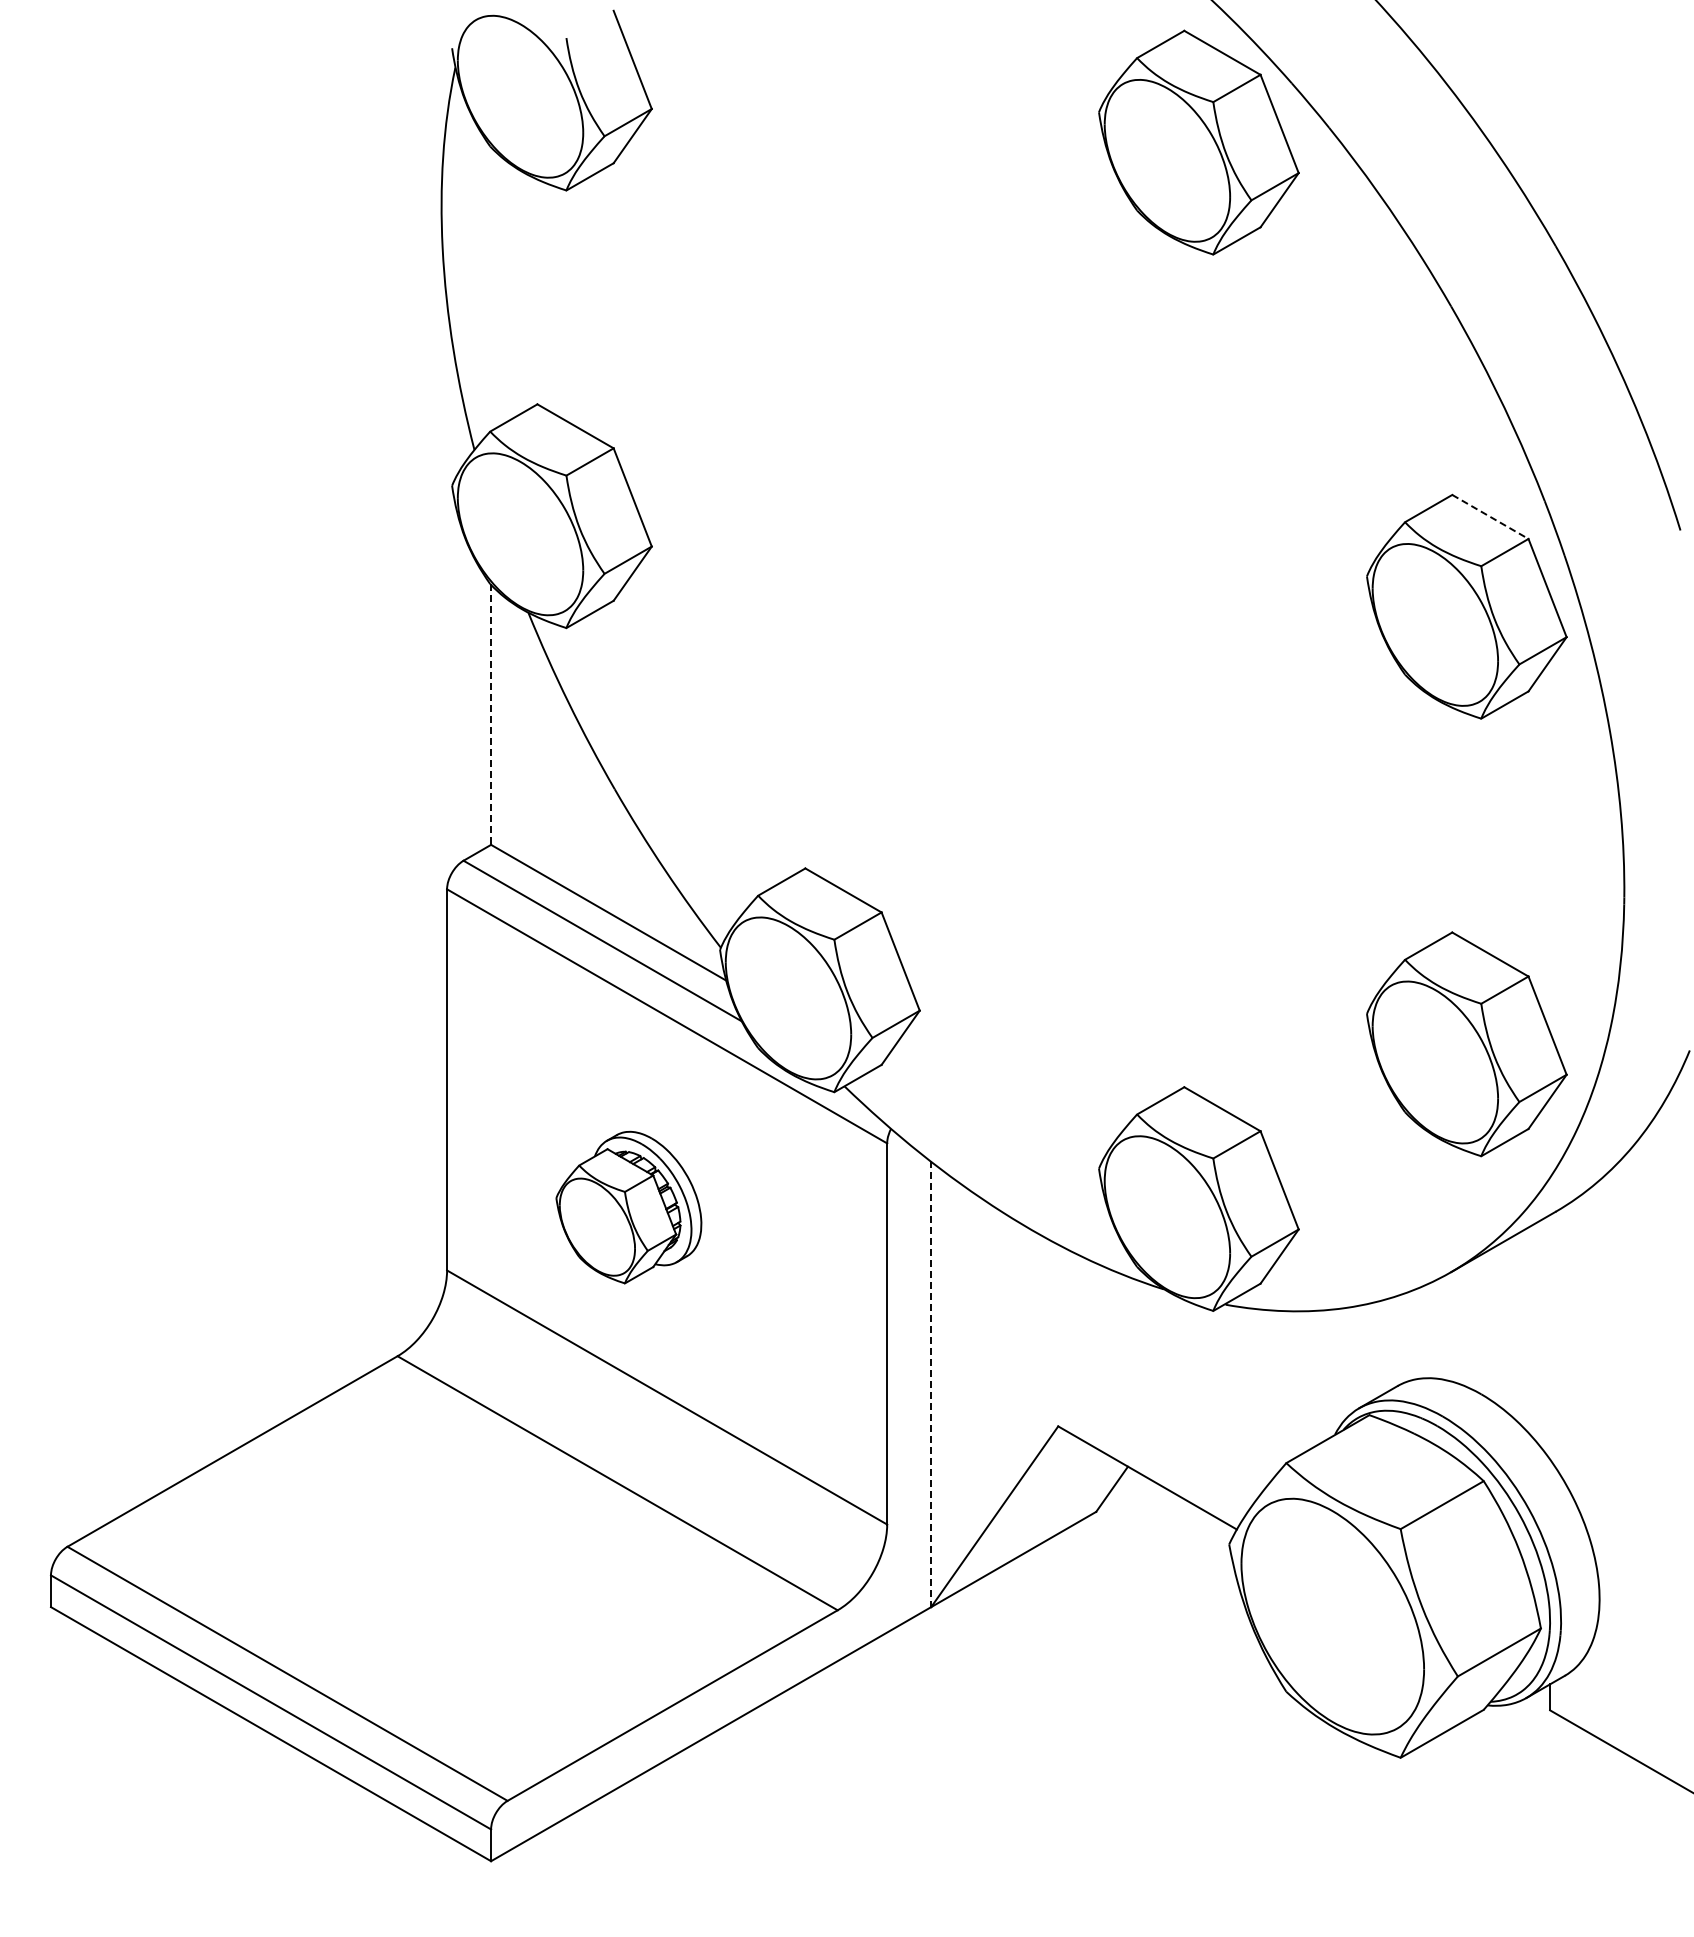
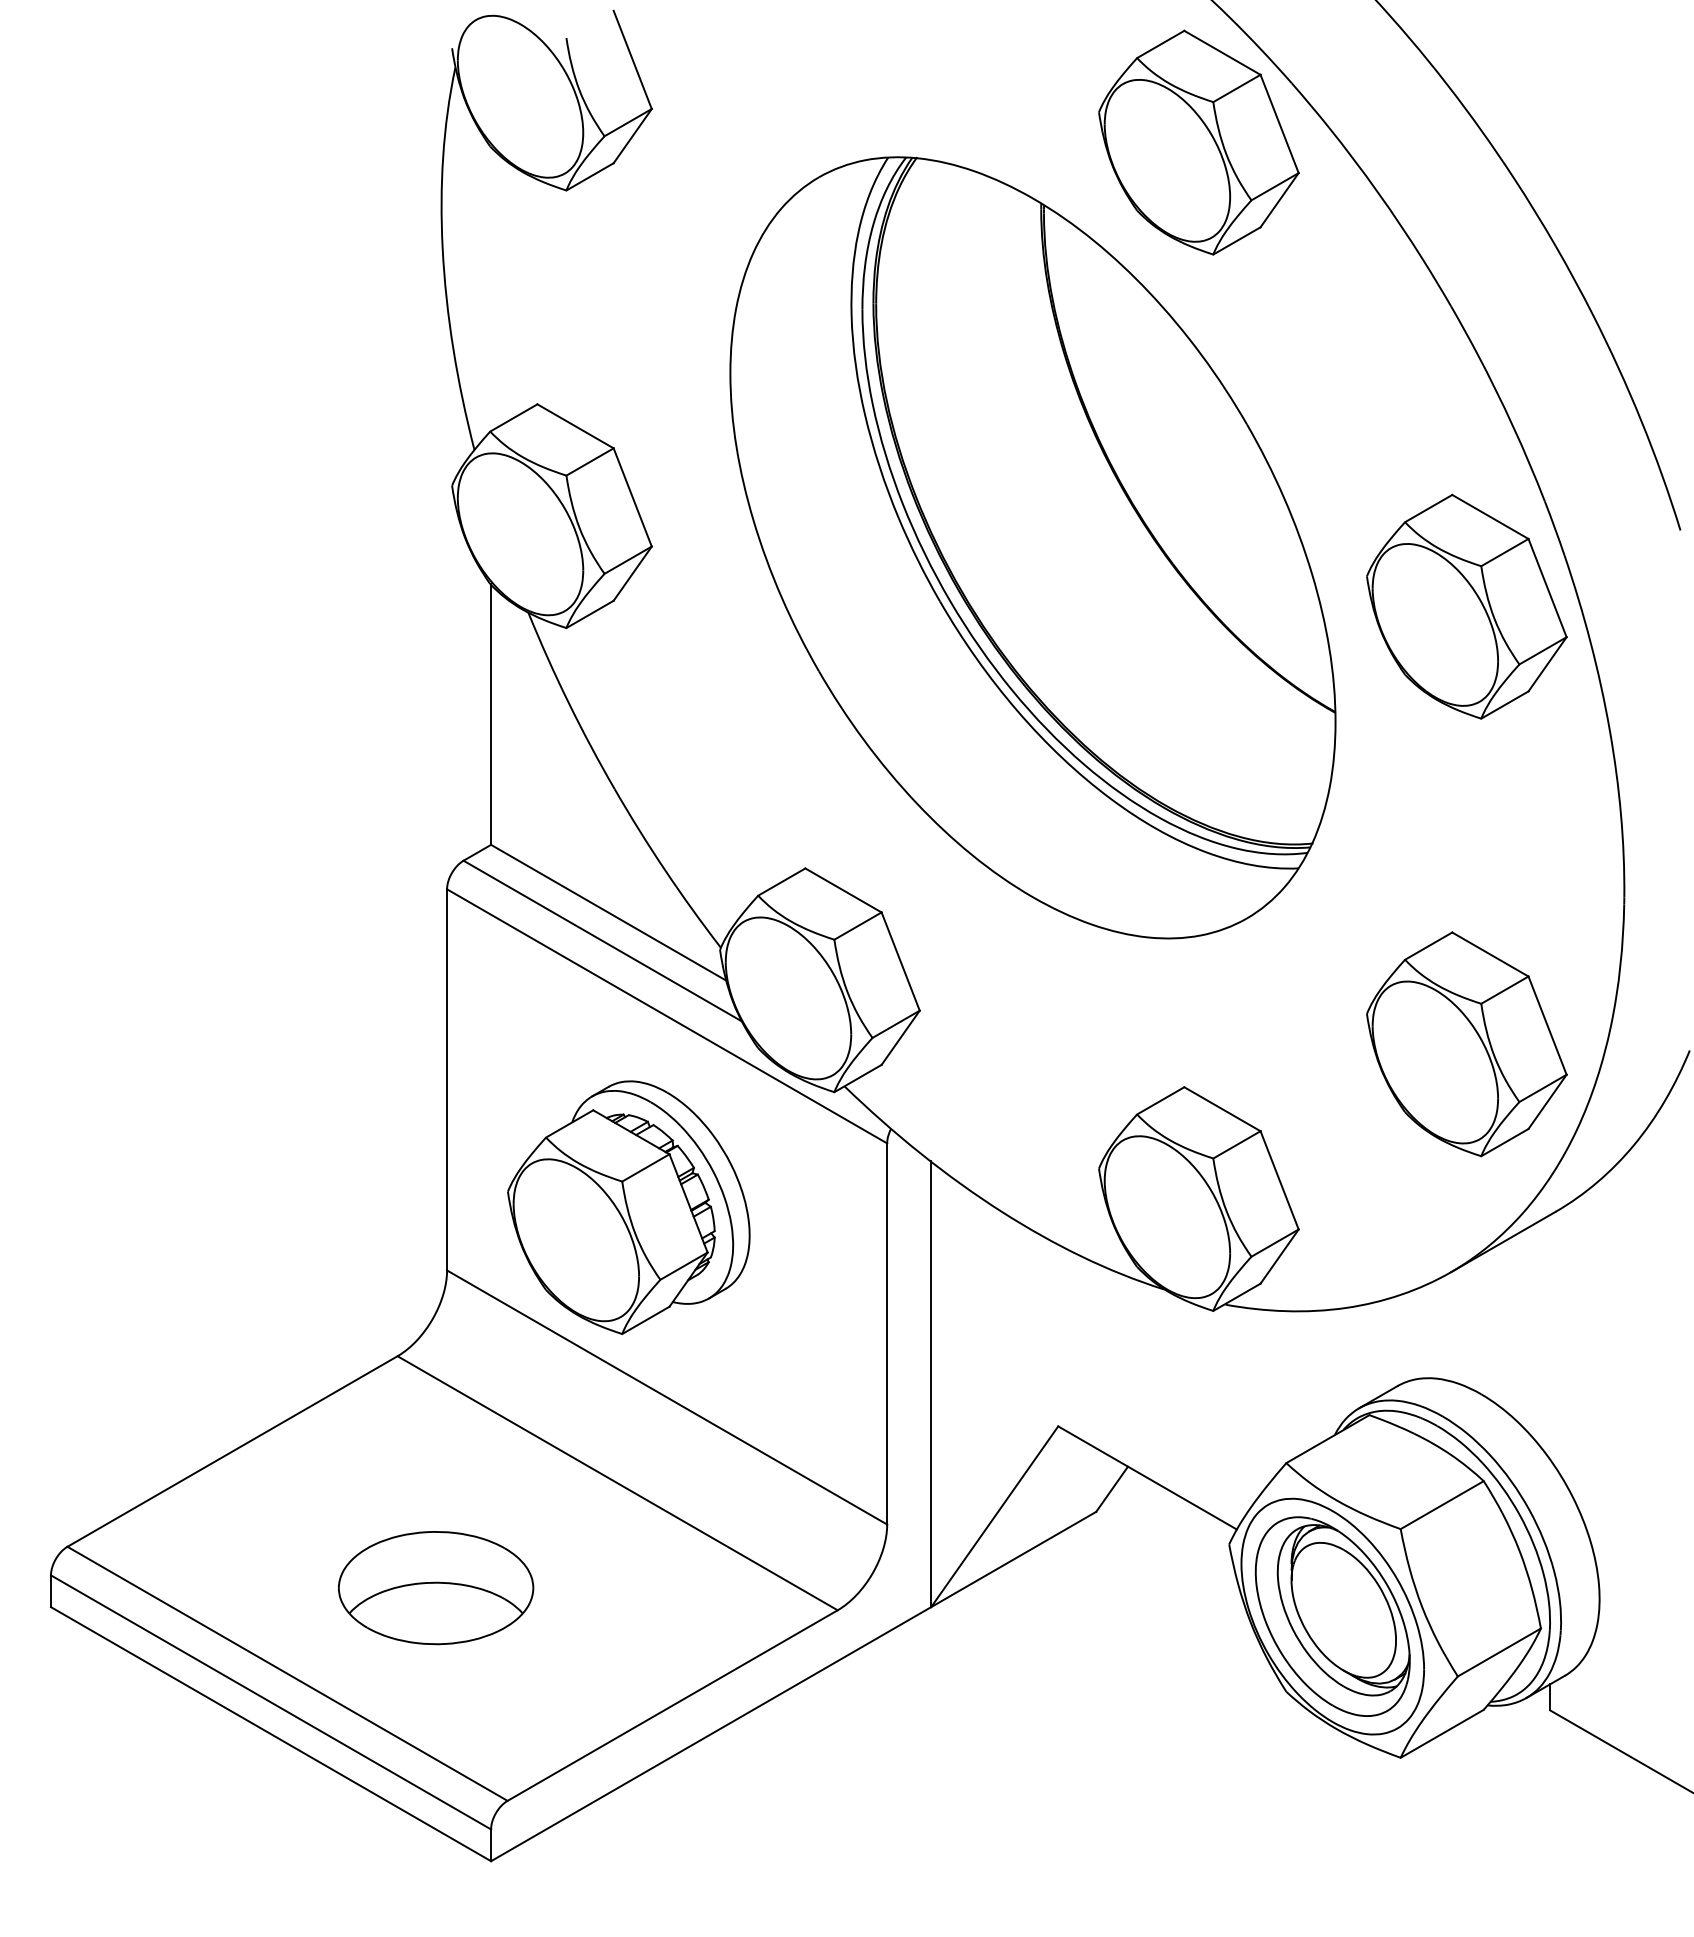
line: dashed -> solid (1490, 517)
part: none -> present (1032, 547)
line: dashed -> solid (491, 714)
part size: 148x155 px -> 244x255 px (628, 1207)
line: dashed -> solid (931, 1384)
part: none -> present (436, 1588)
part: none -> present (1332, 1616)
